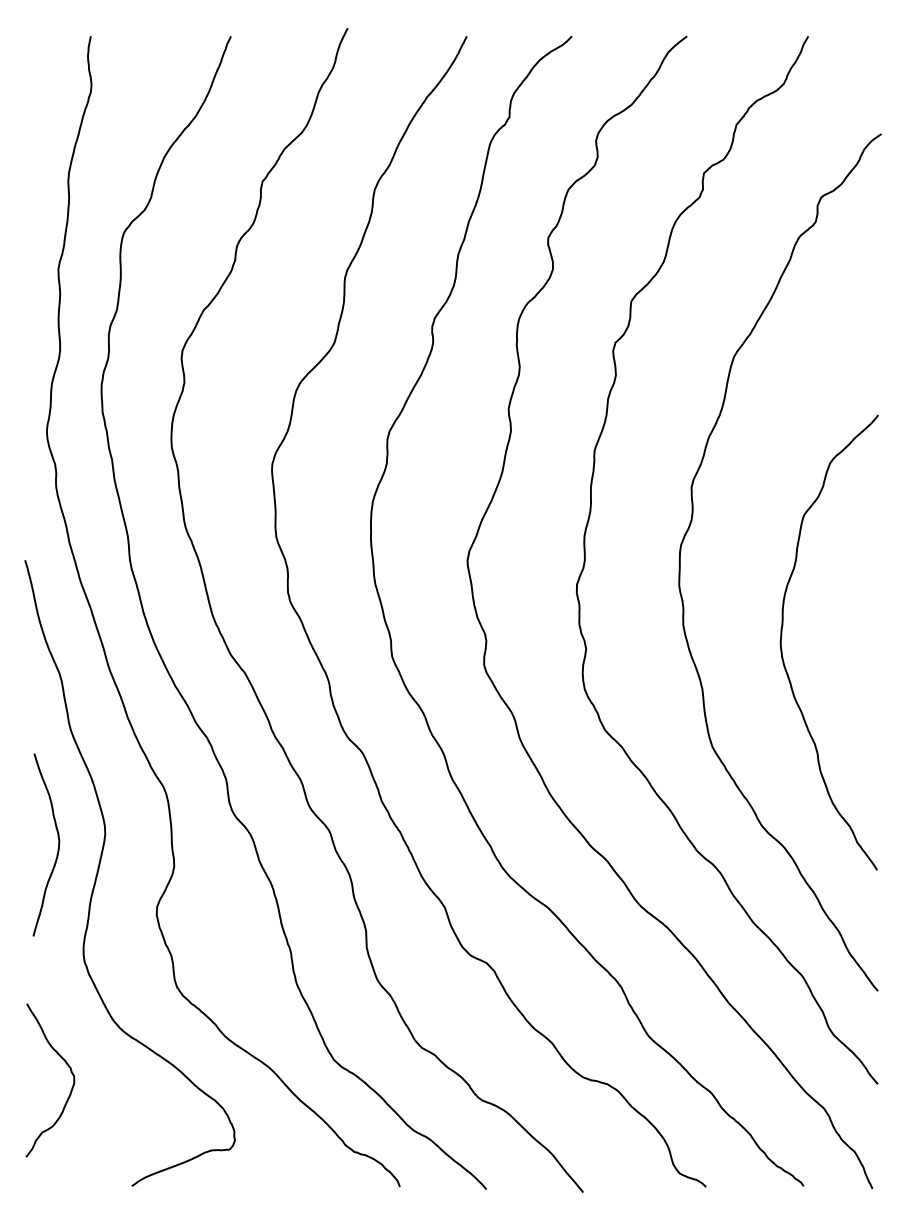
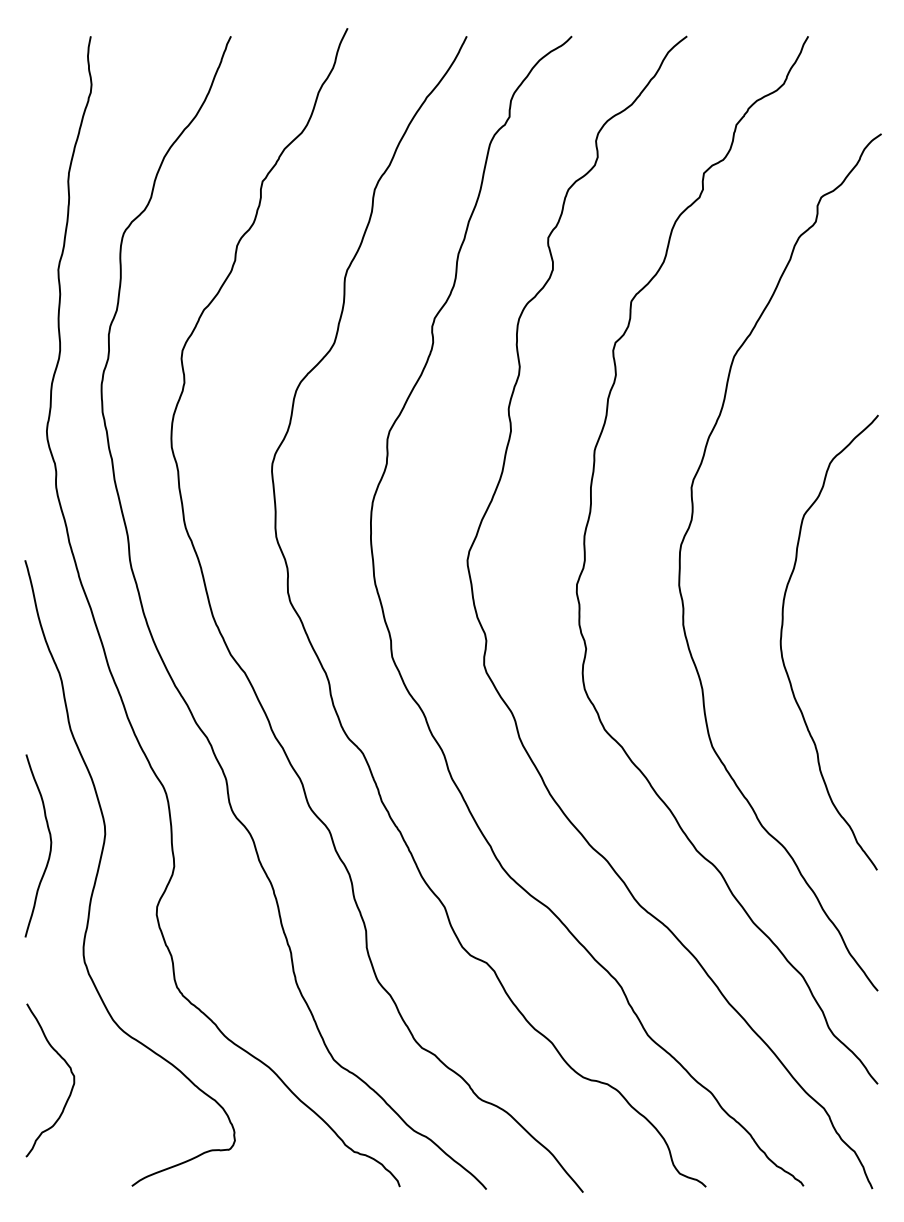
curve position: (57, 848) -> (49, 849) (49, 849)
